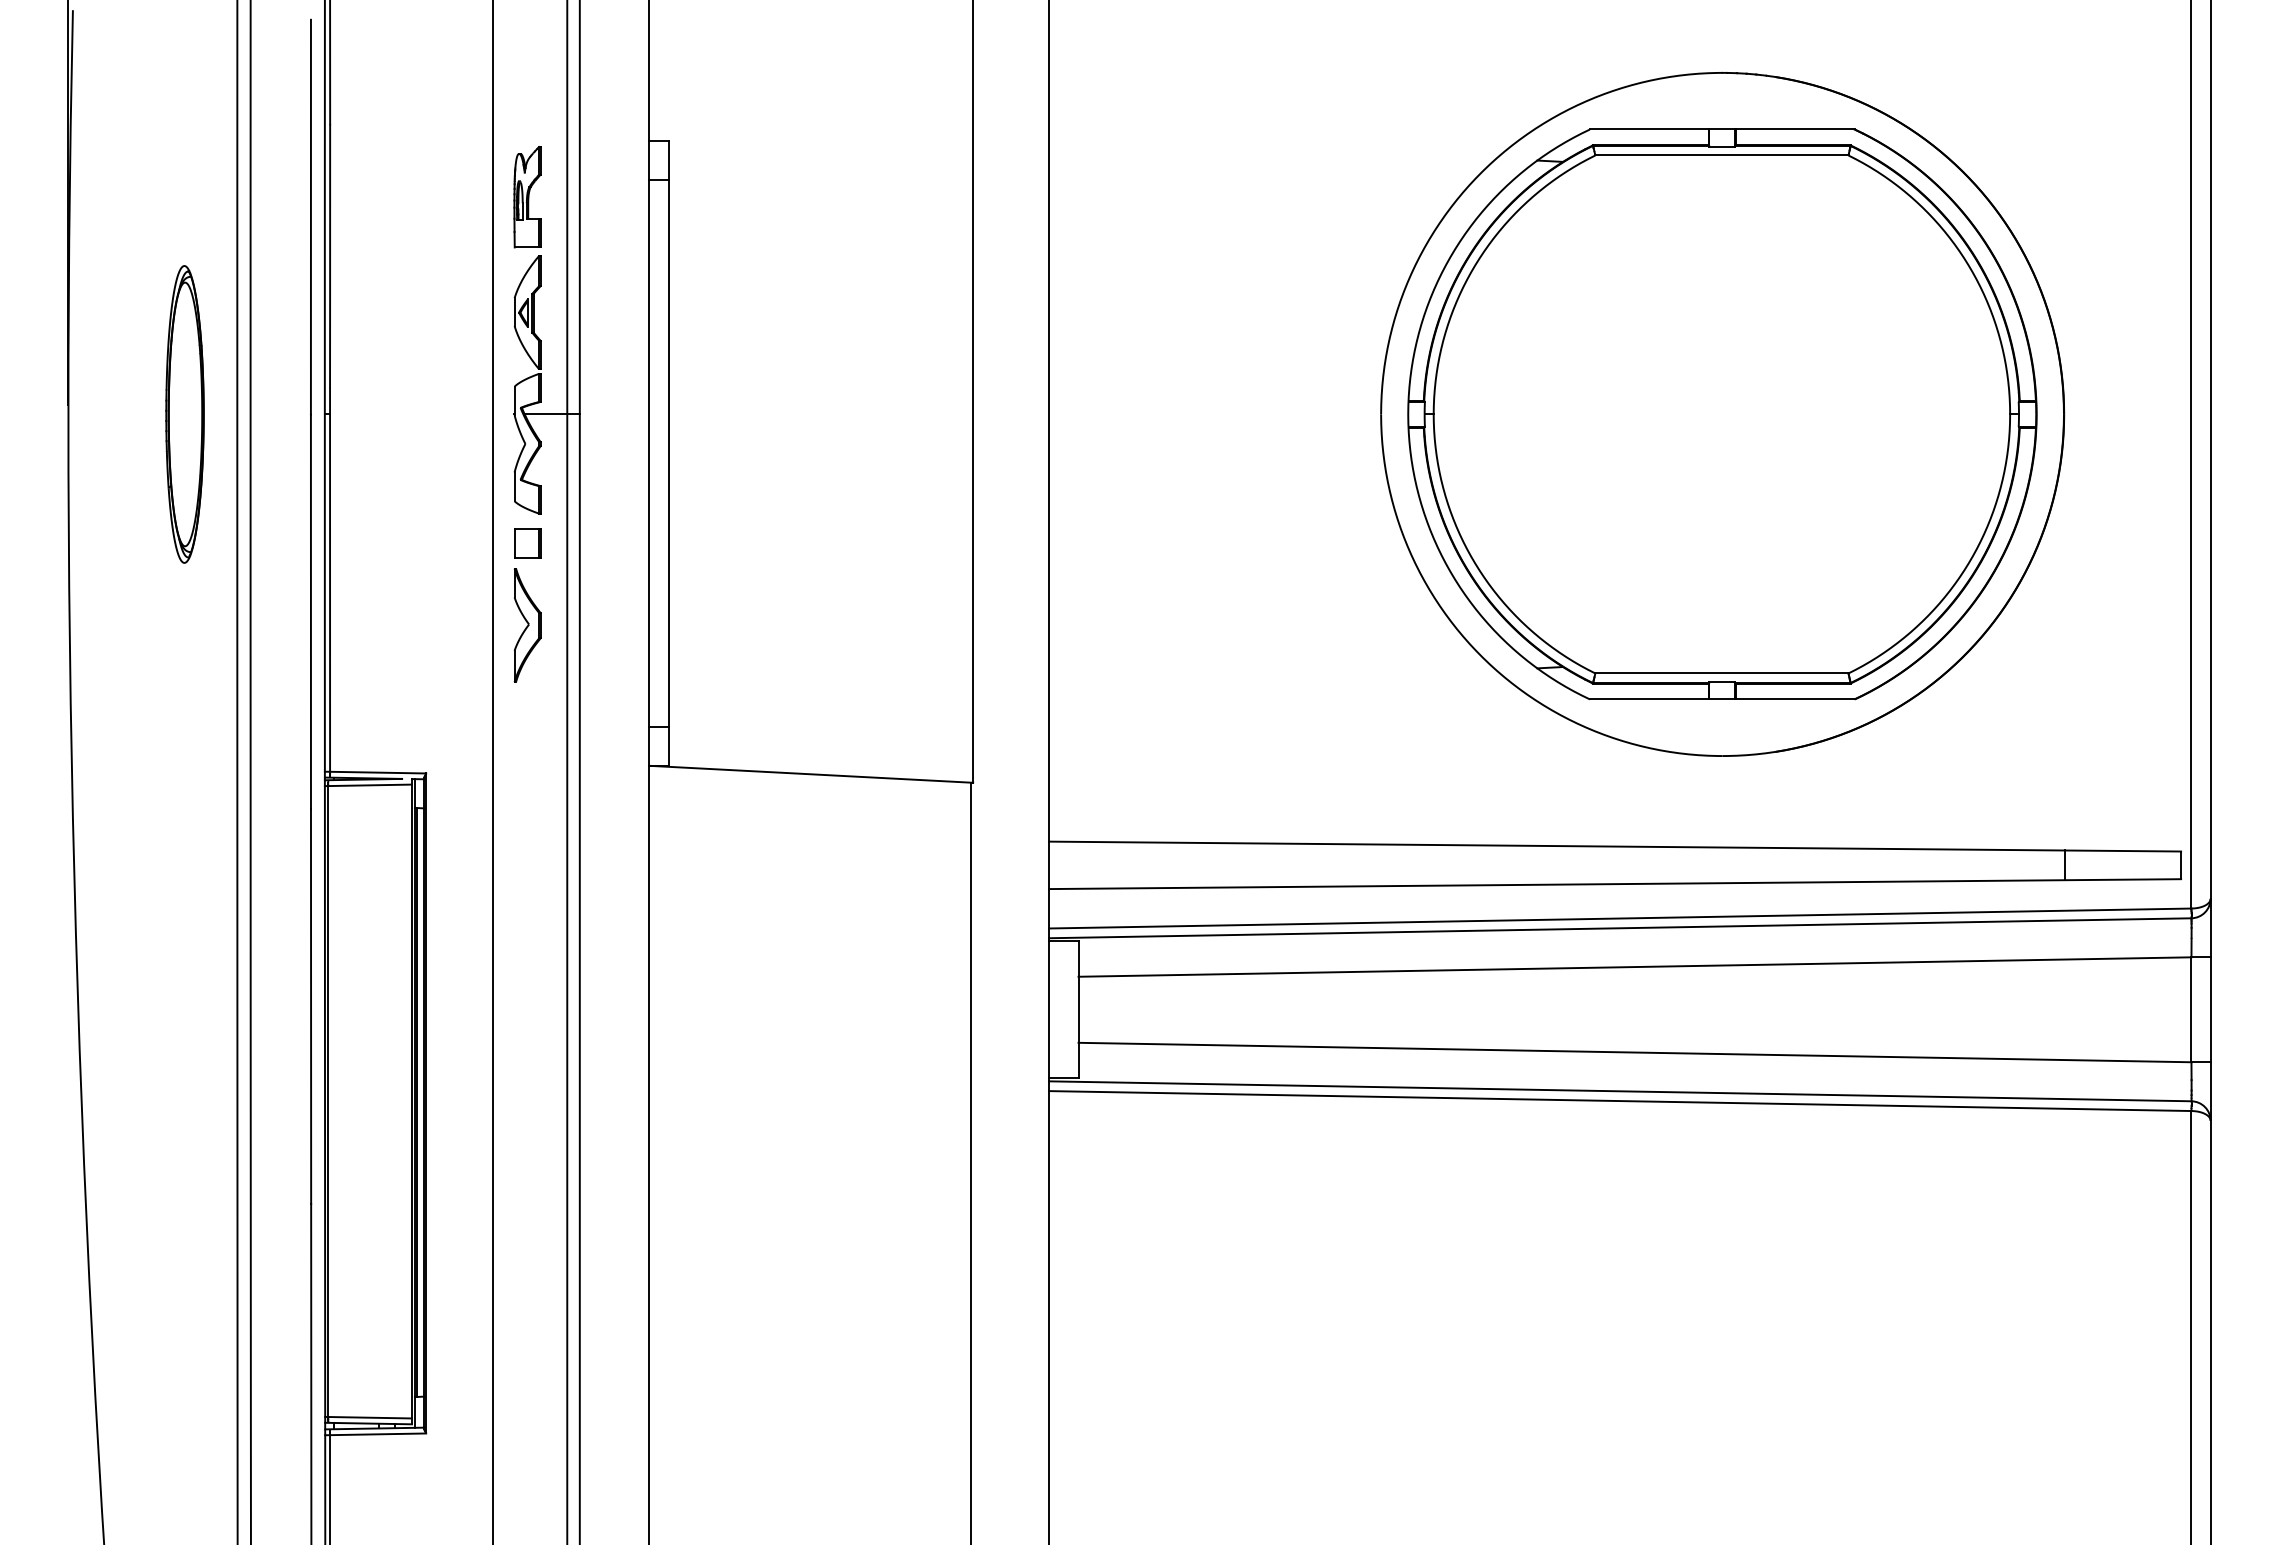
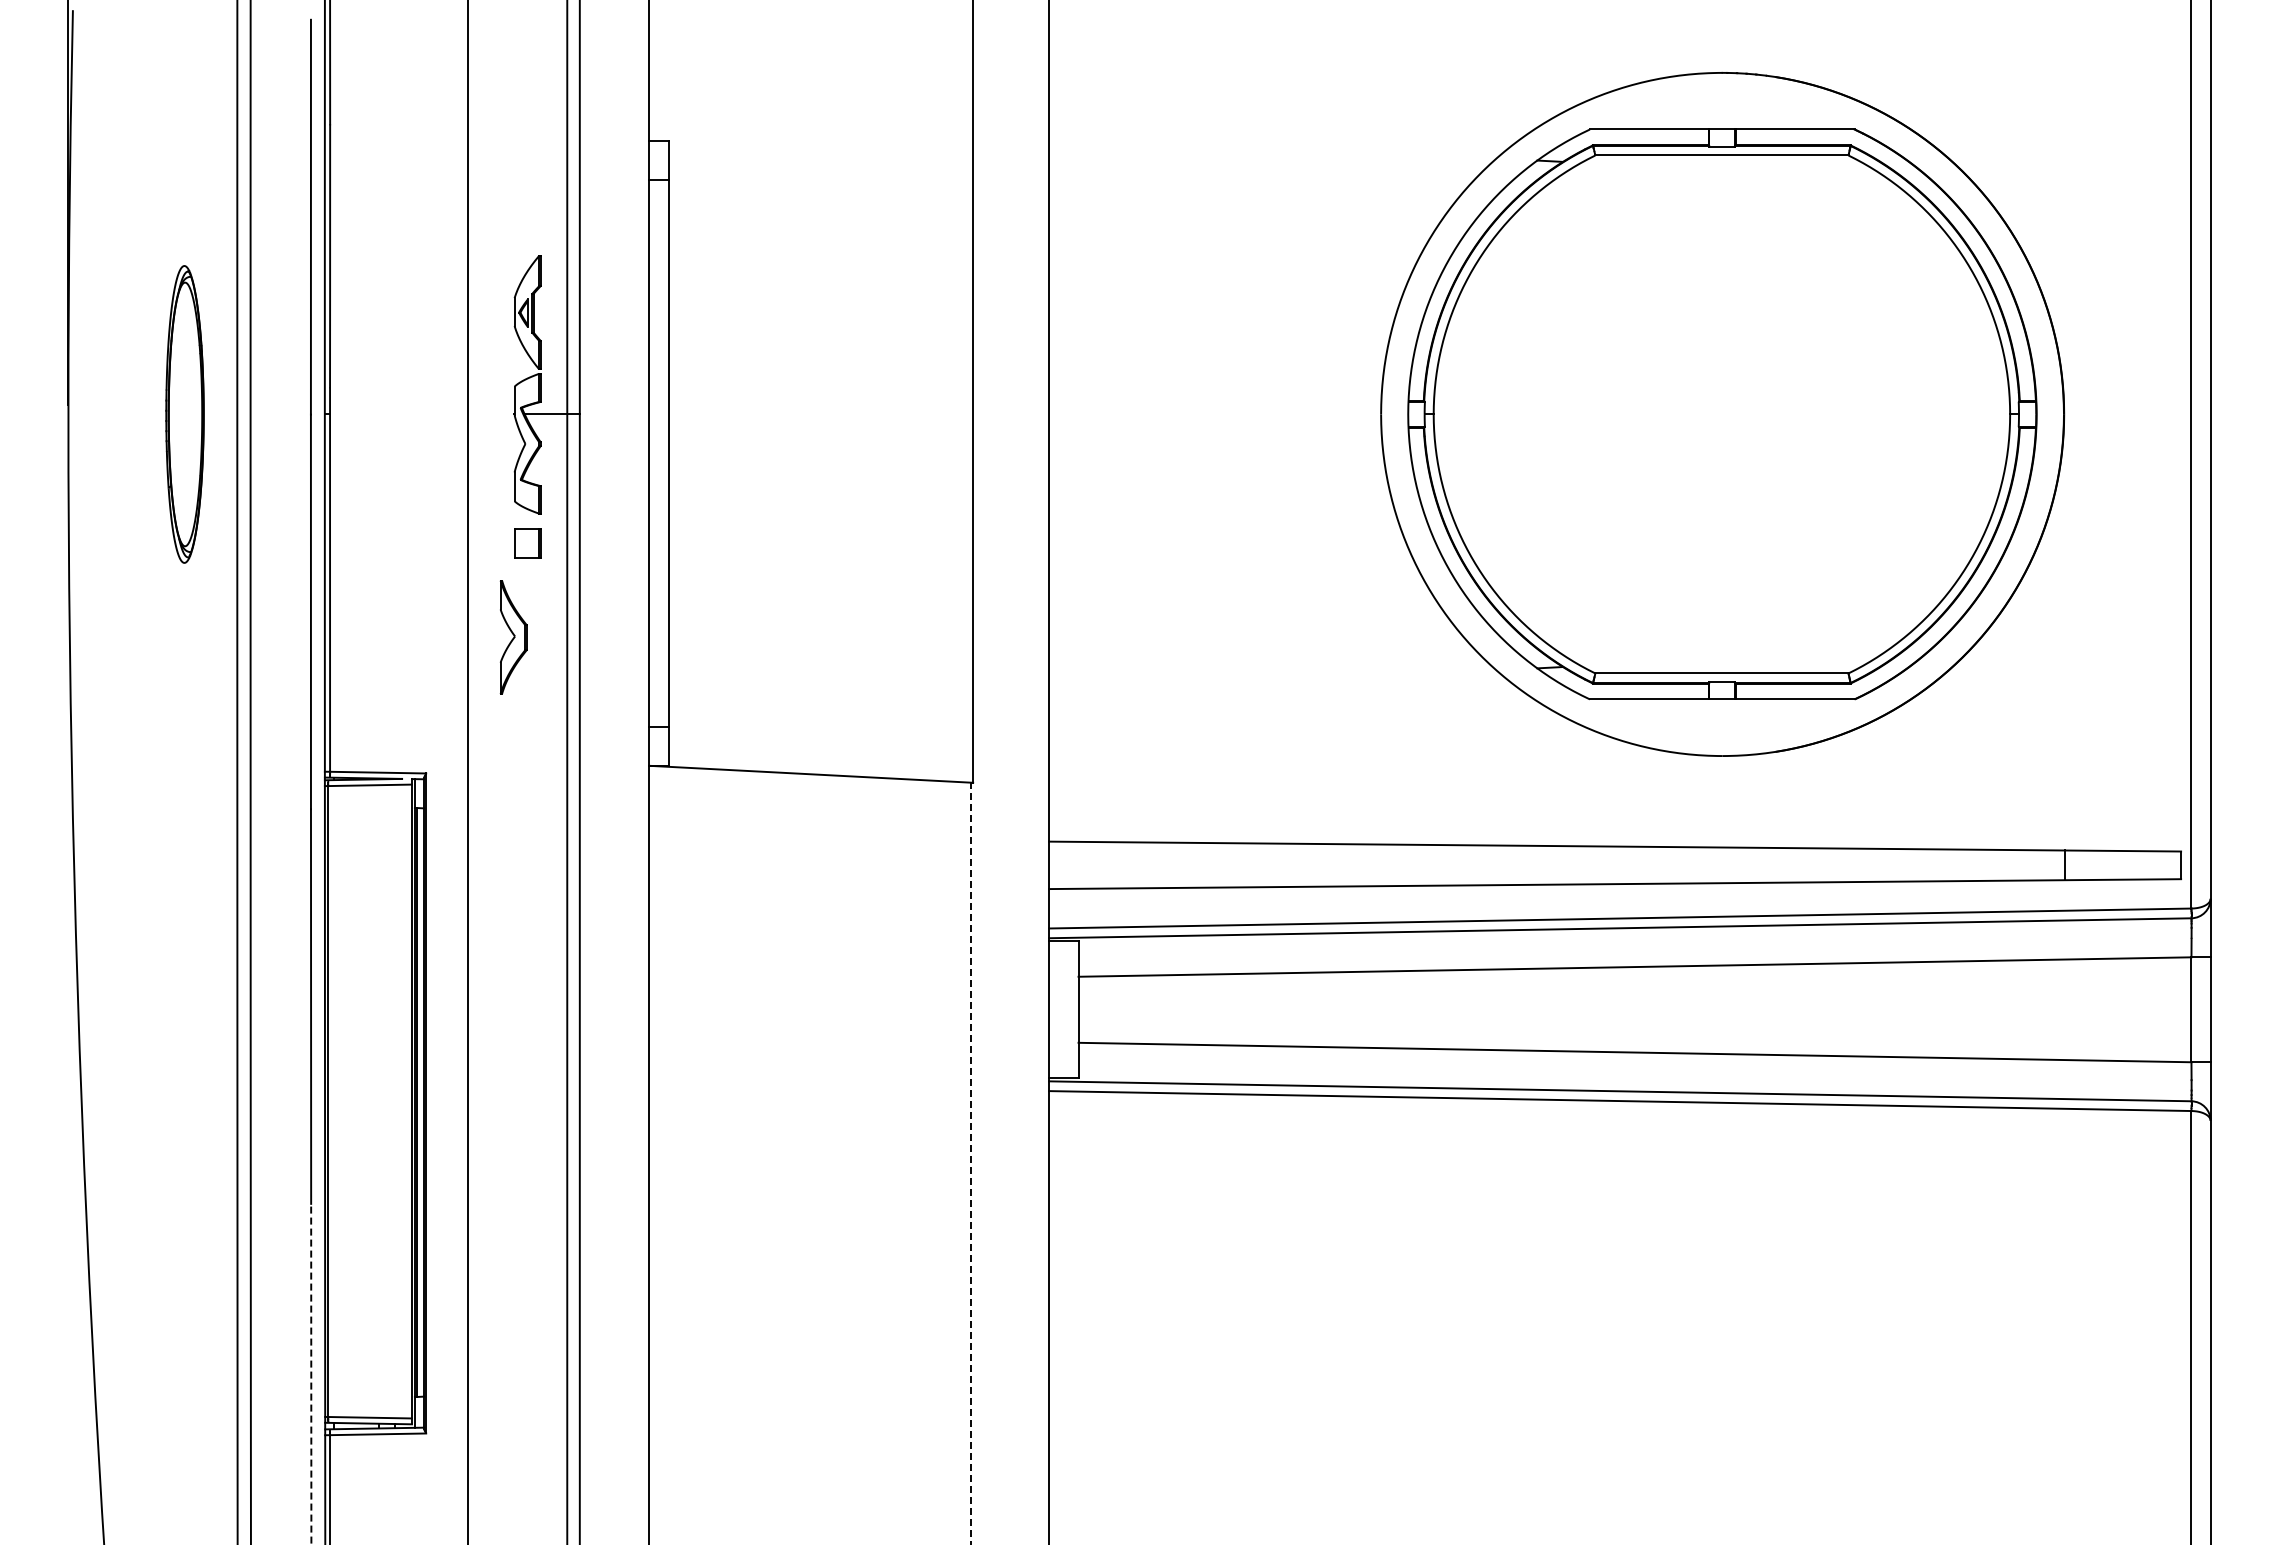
part: present -> none (527, 197)
part position: (527, 625) -> (513, 637) (513, 637)
line position: (493, 771) -> (468, 771) (468, 771)
line: solid -> dashed (971, 1163)
line: solid -> dashed (311, 1373)
